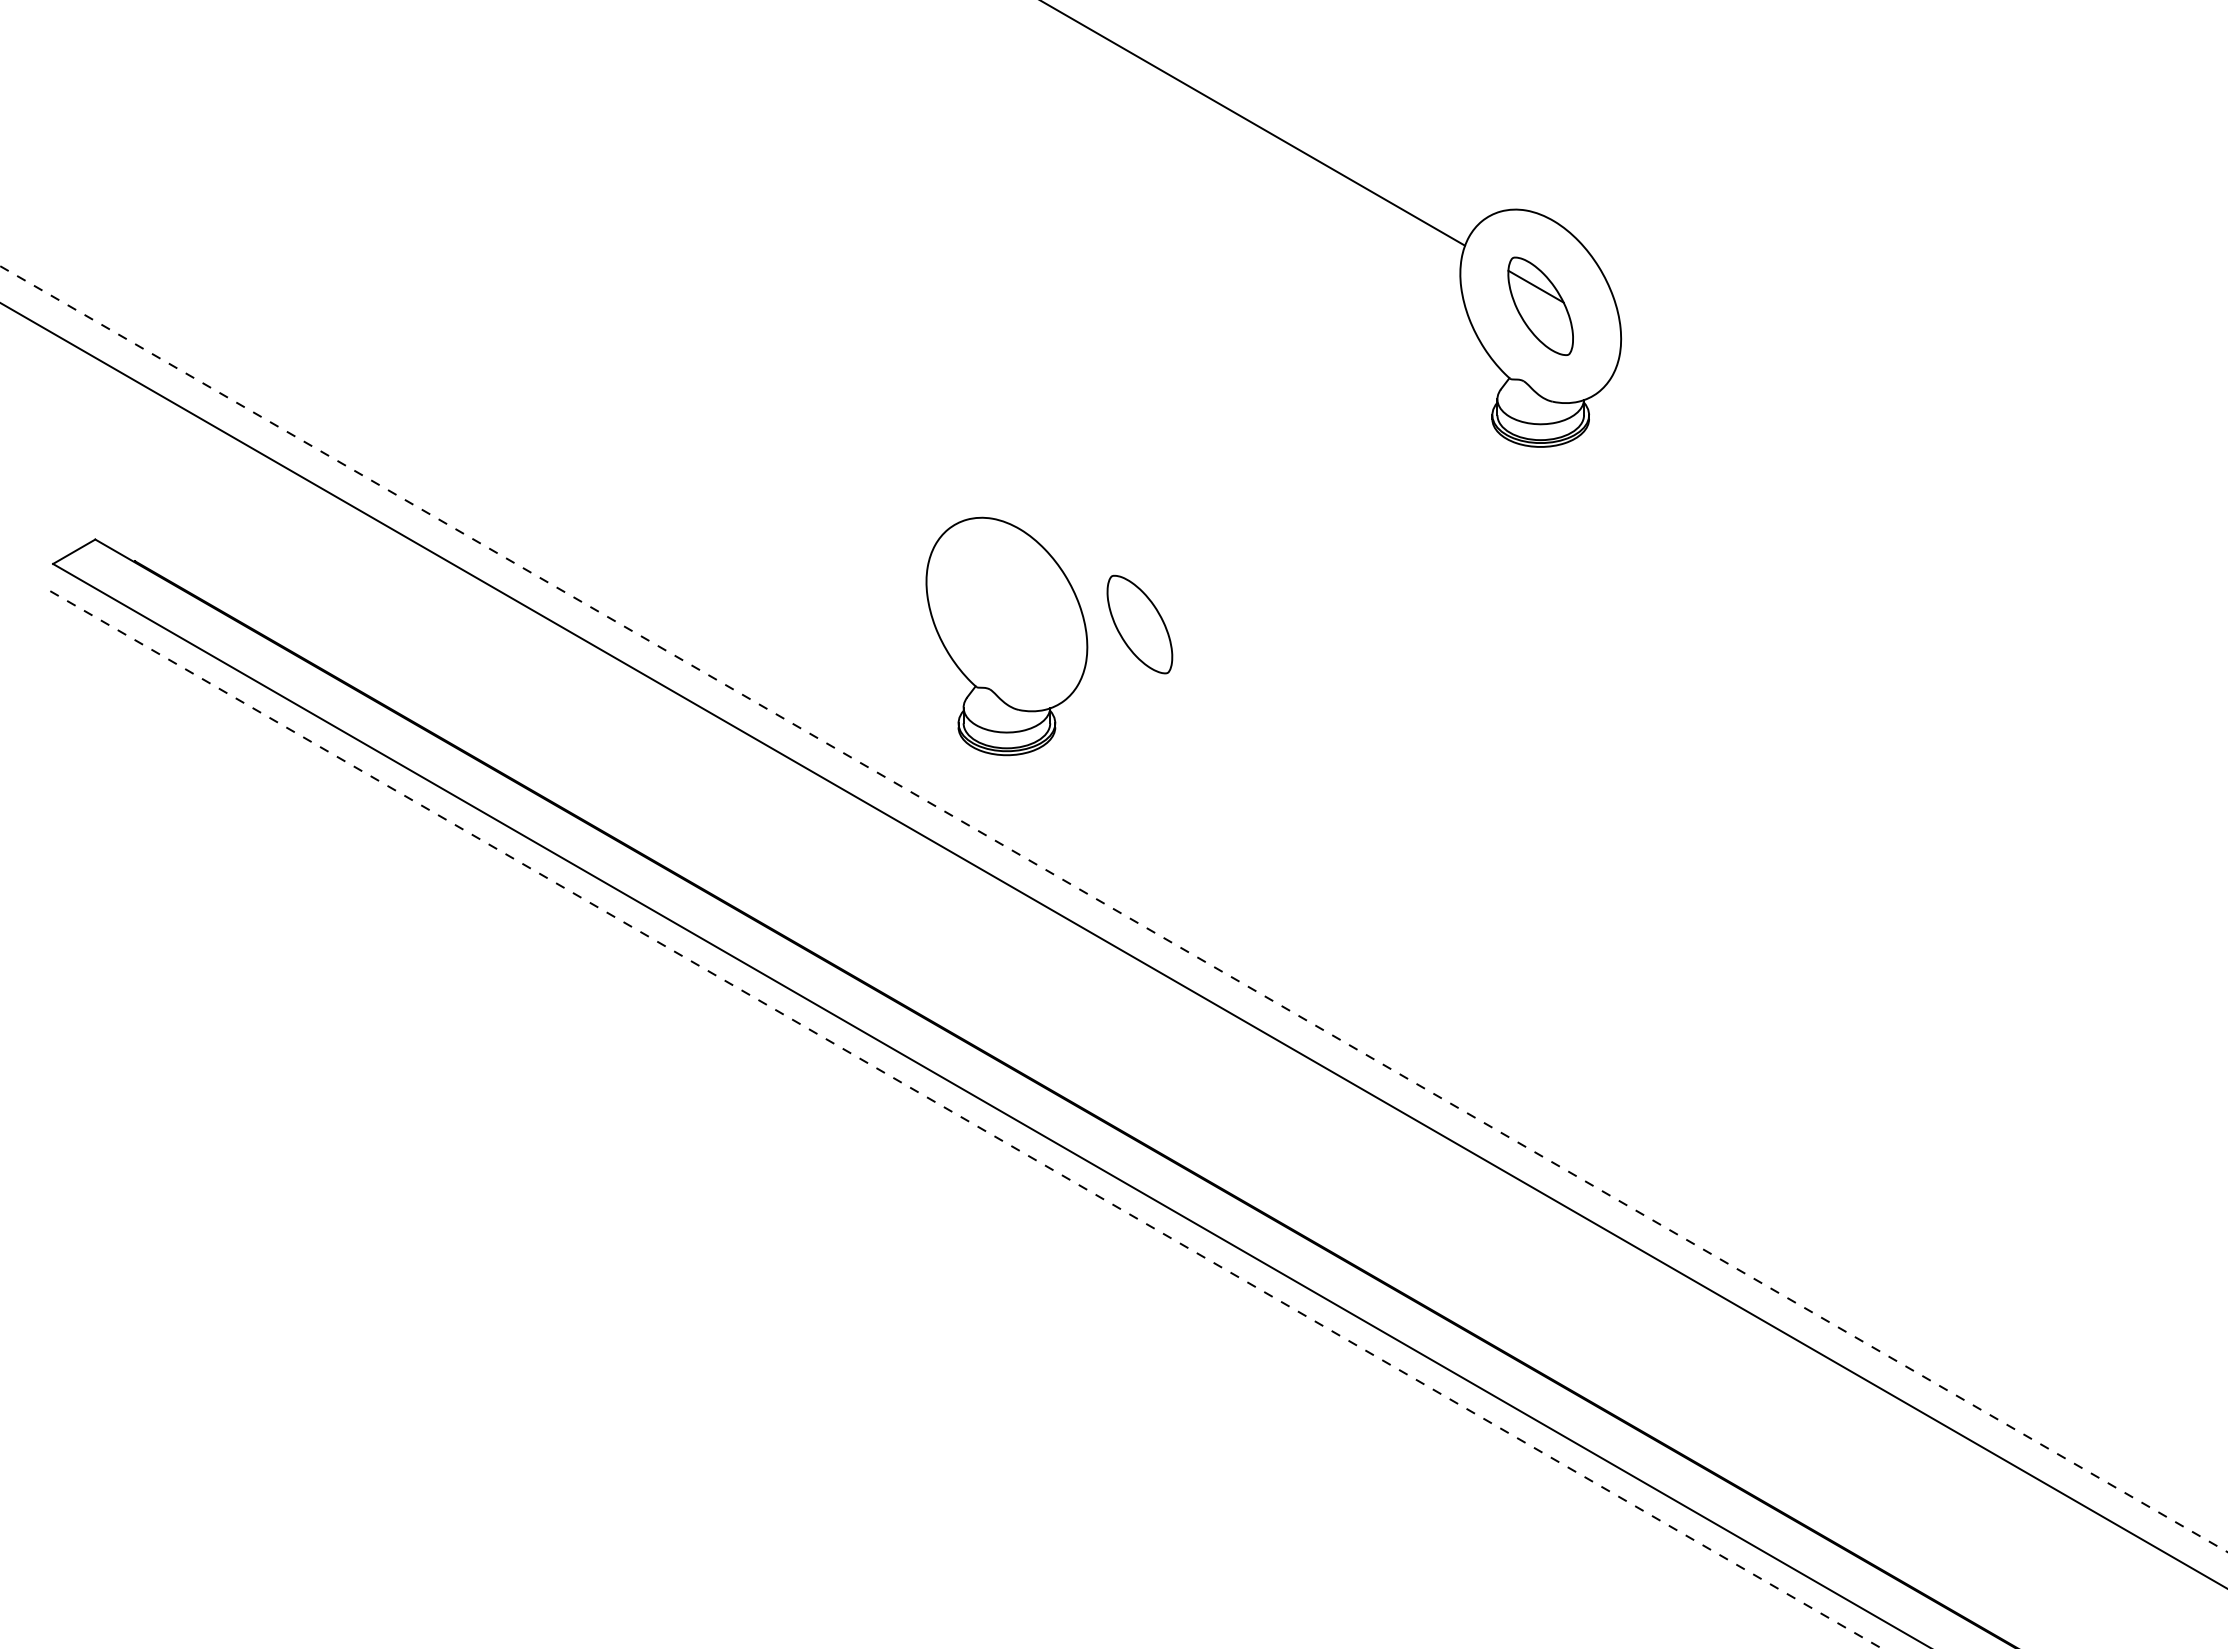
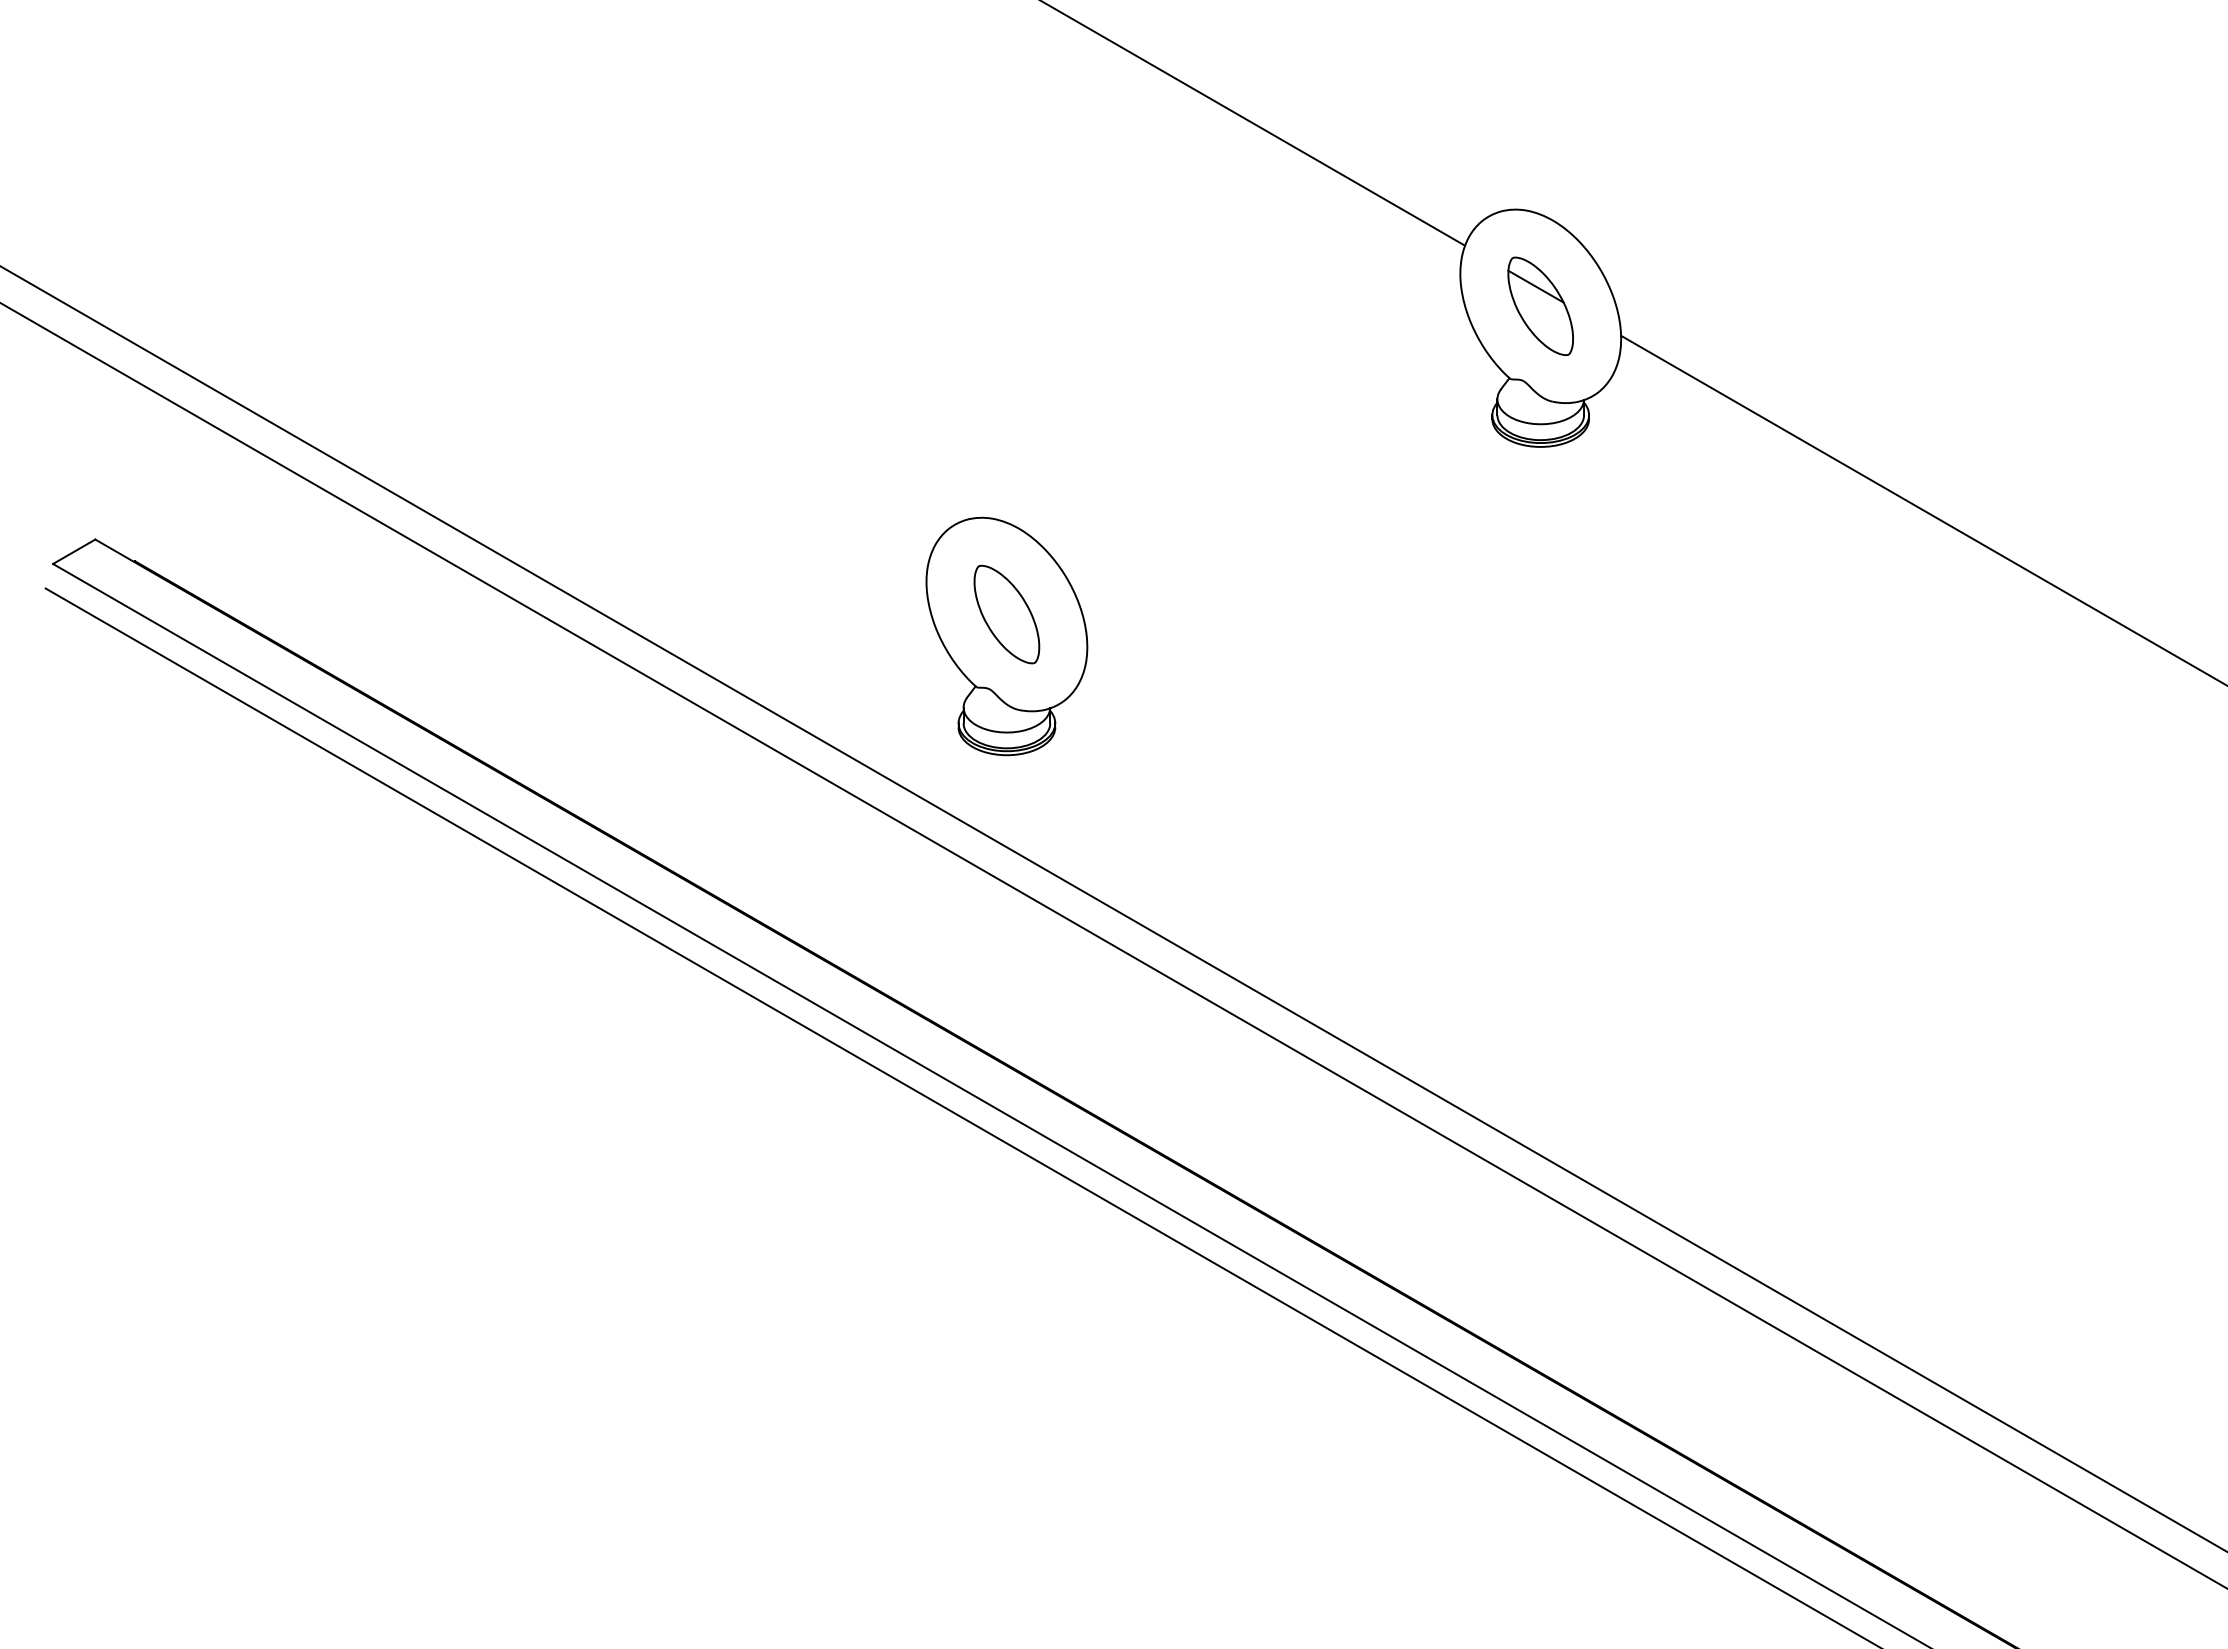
line: none -> present (1922, 509)
part position: (1139, 624) -> (1006, 614) (1006, 614)
line: dashed -> solid (1114, 909)
line: dashed -> solid (963, 1118)
